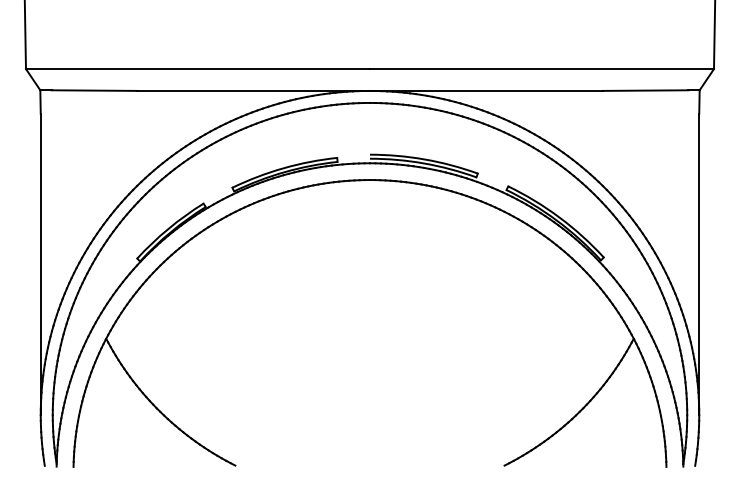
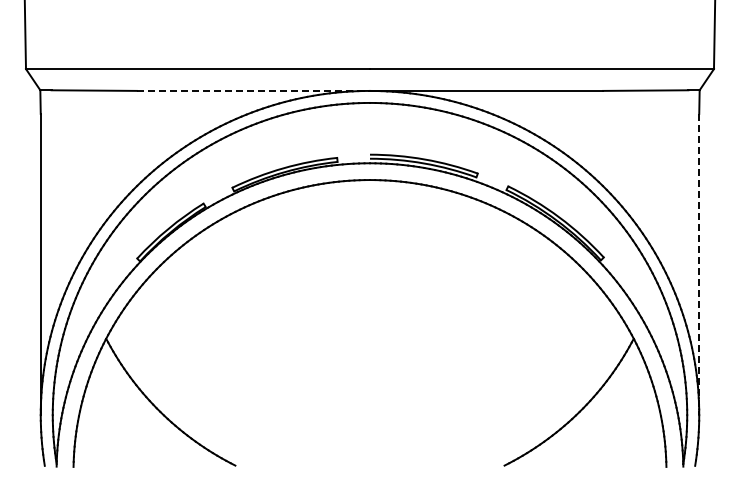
line: solid -> dashed (253, 90)
line: solid -> dashed (699, 264)
